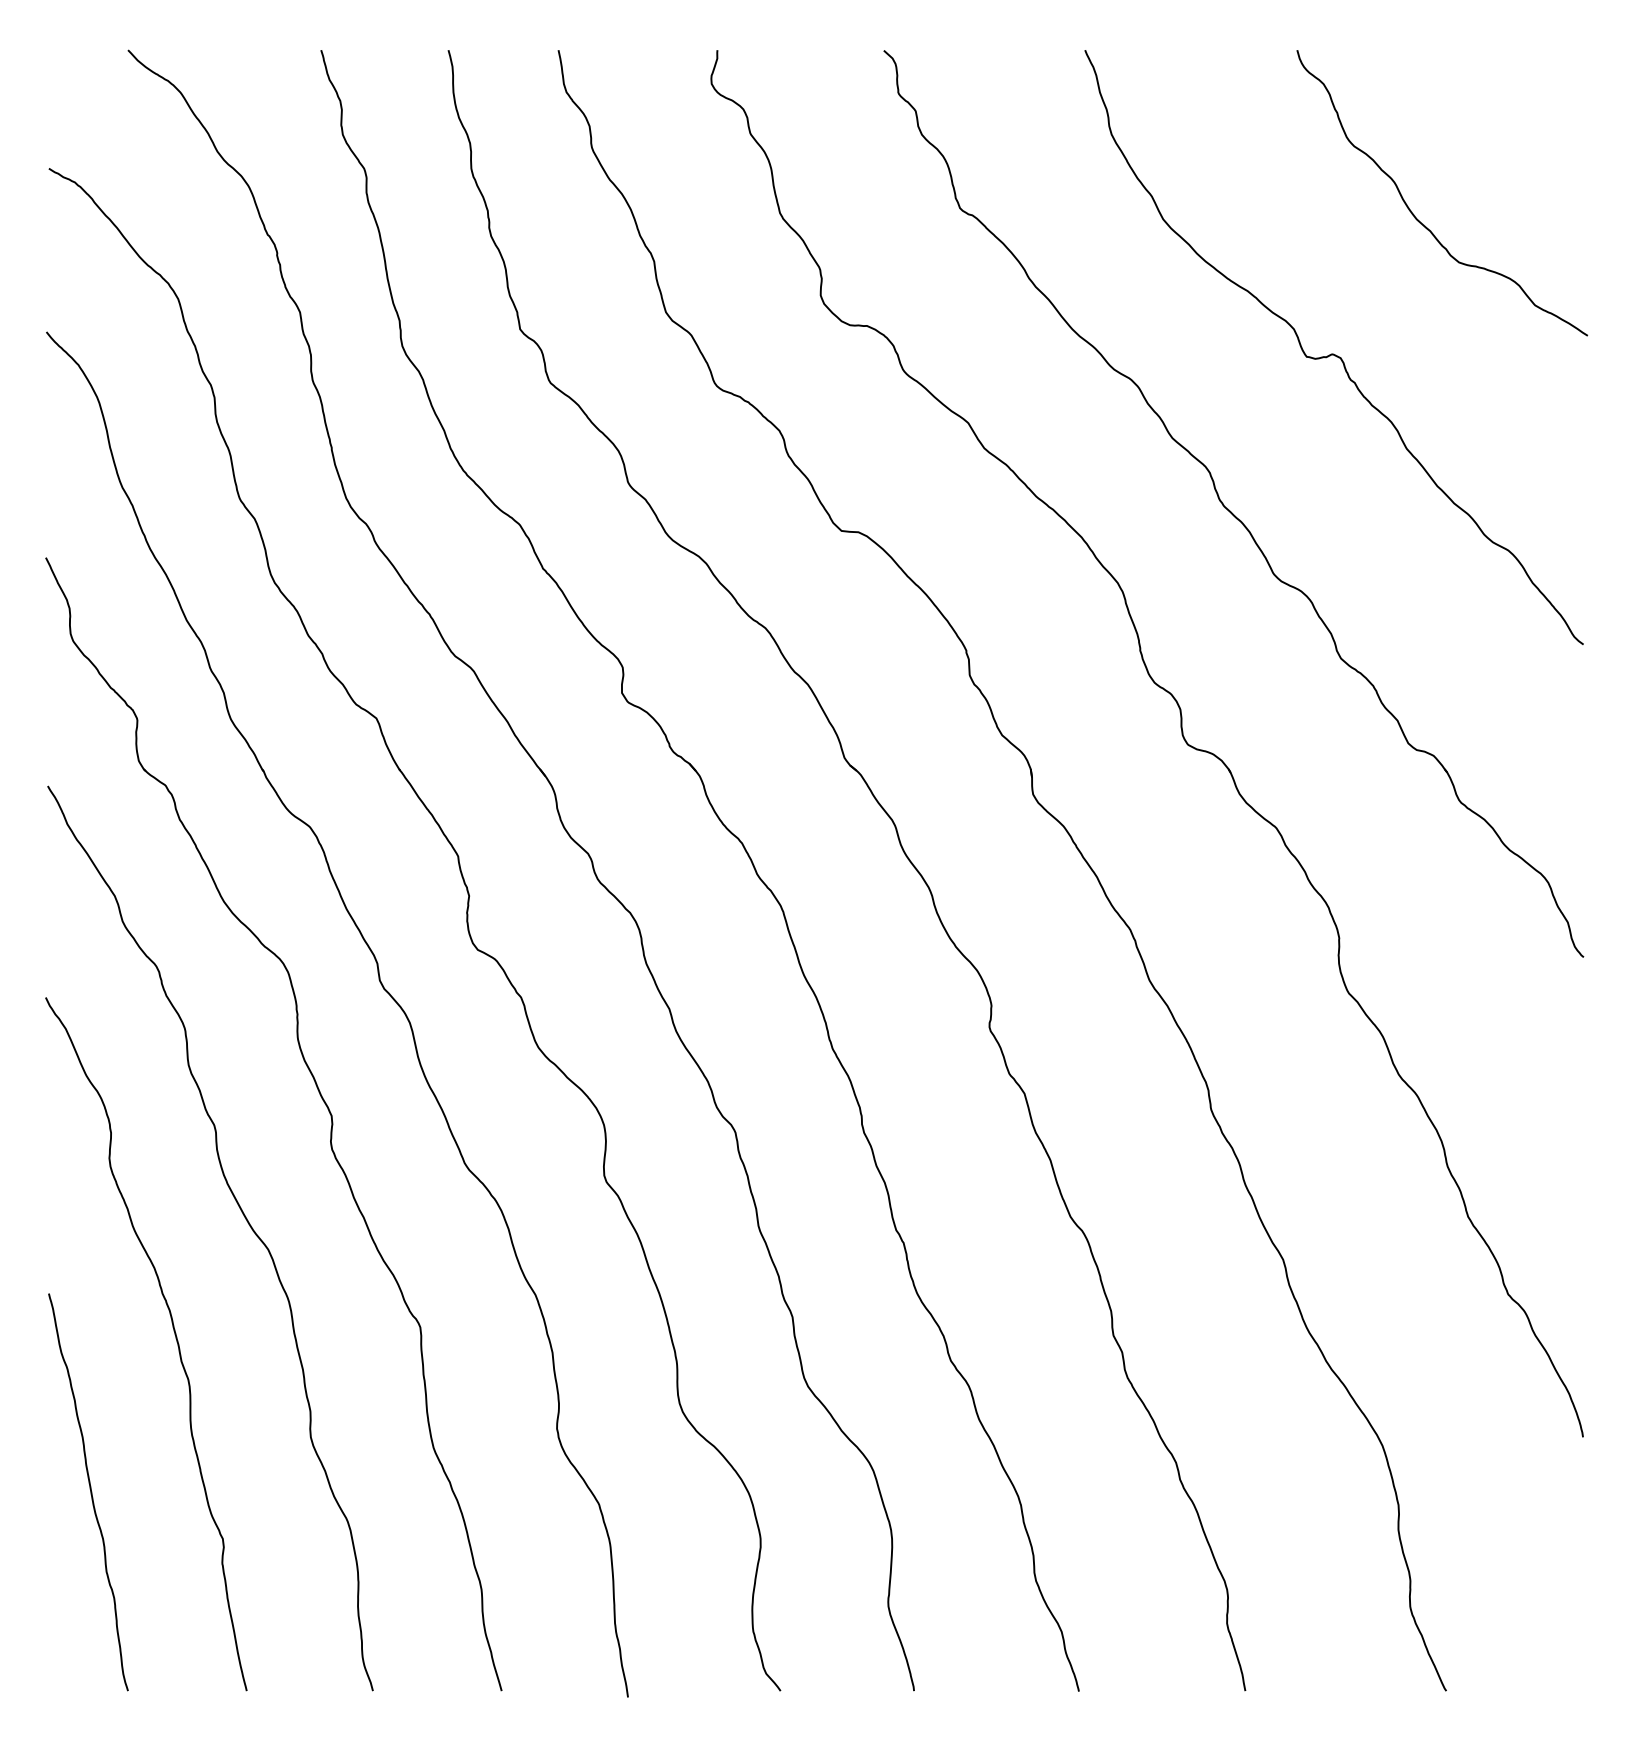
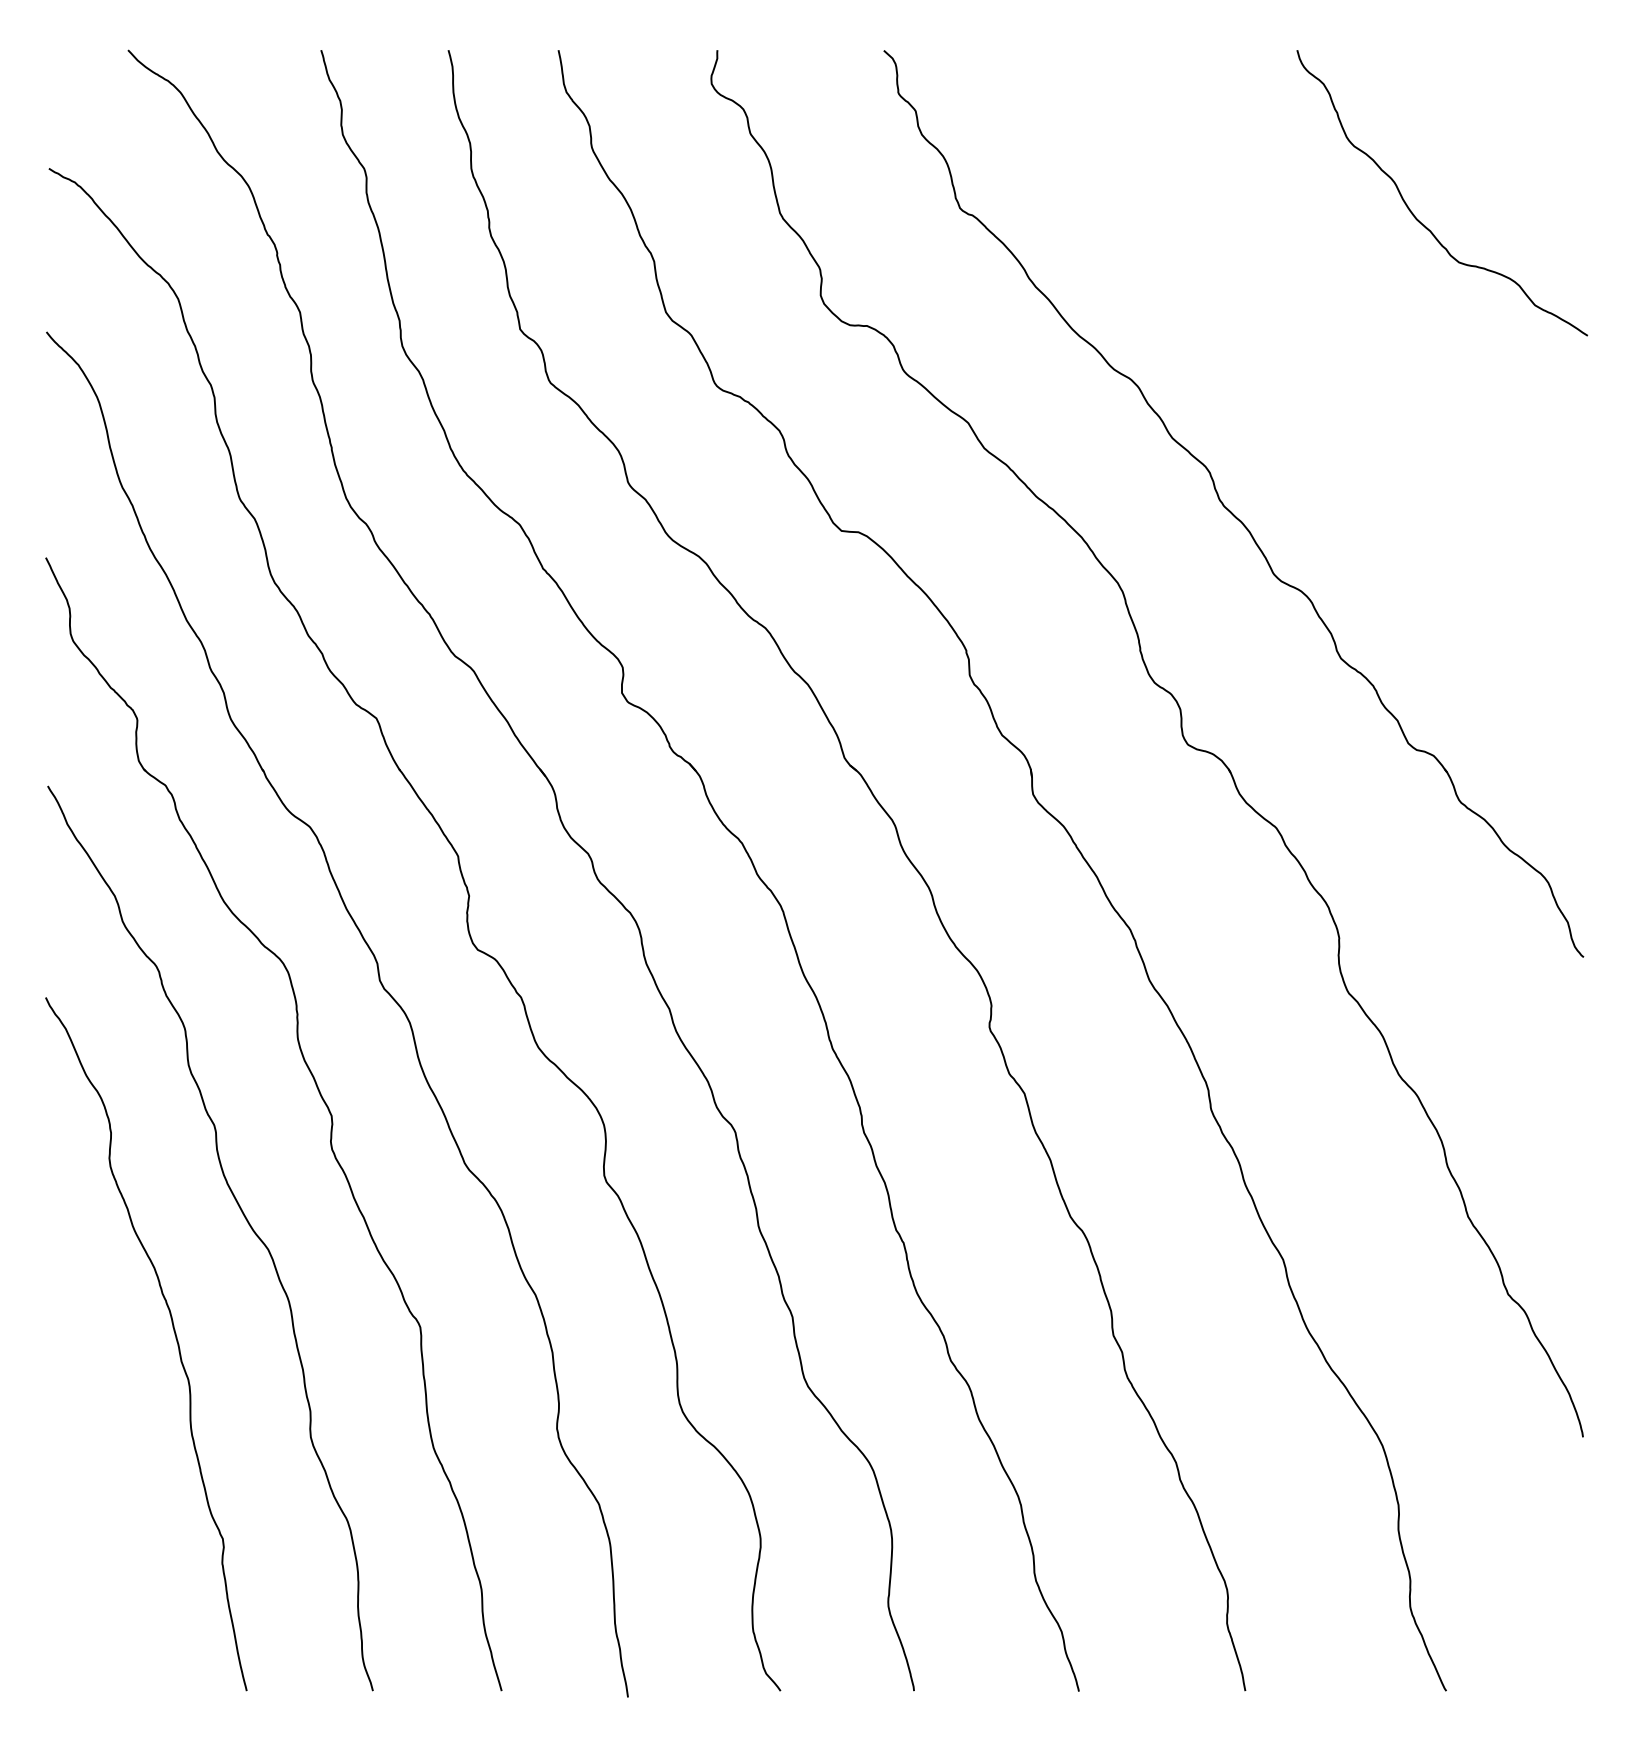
curve: present -> none (1333, 353)
curve: present -> none (90, 1492)
